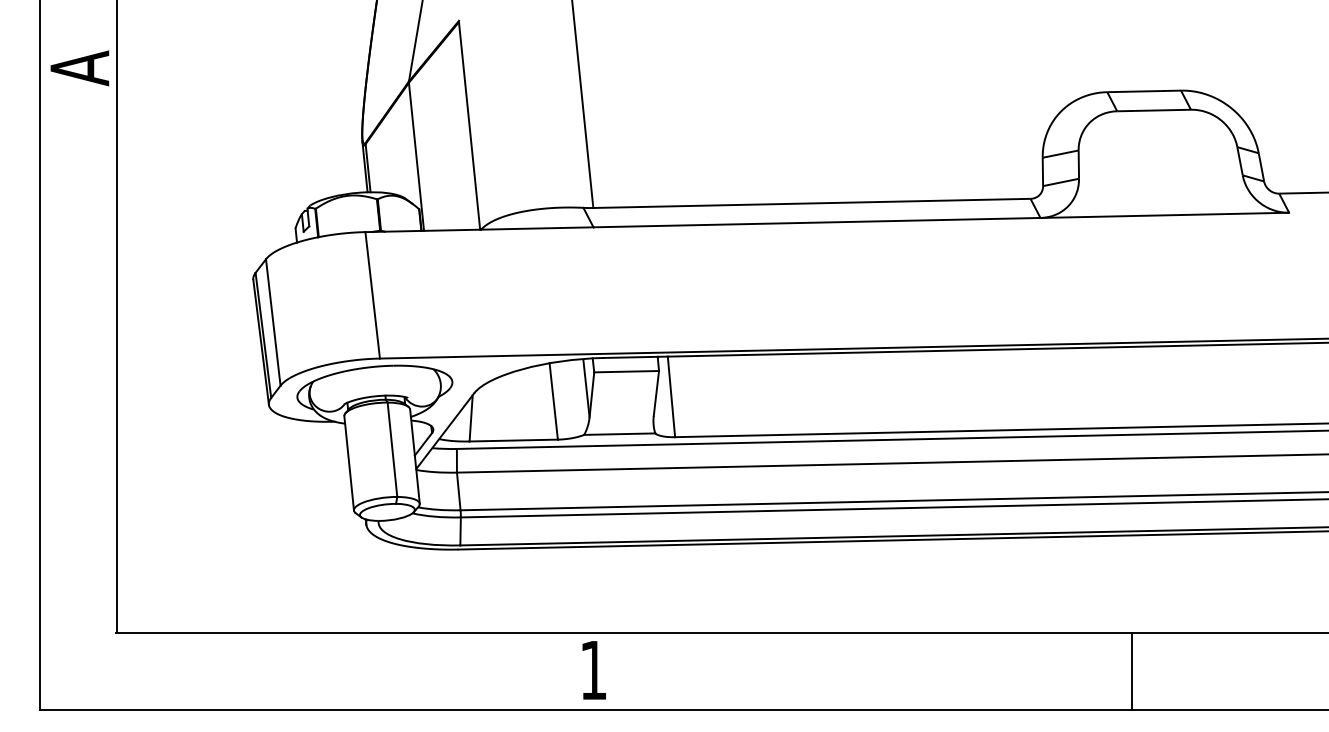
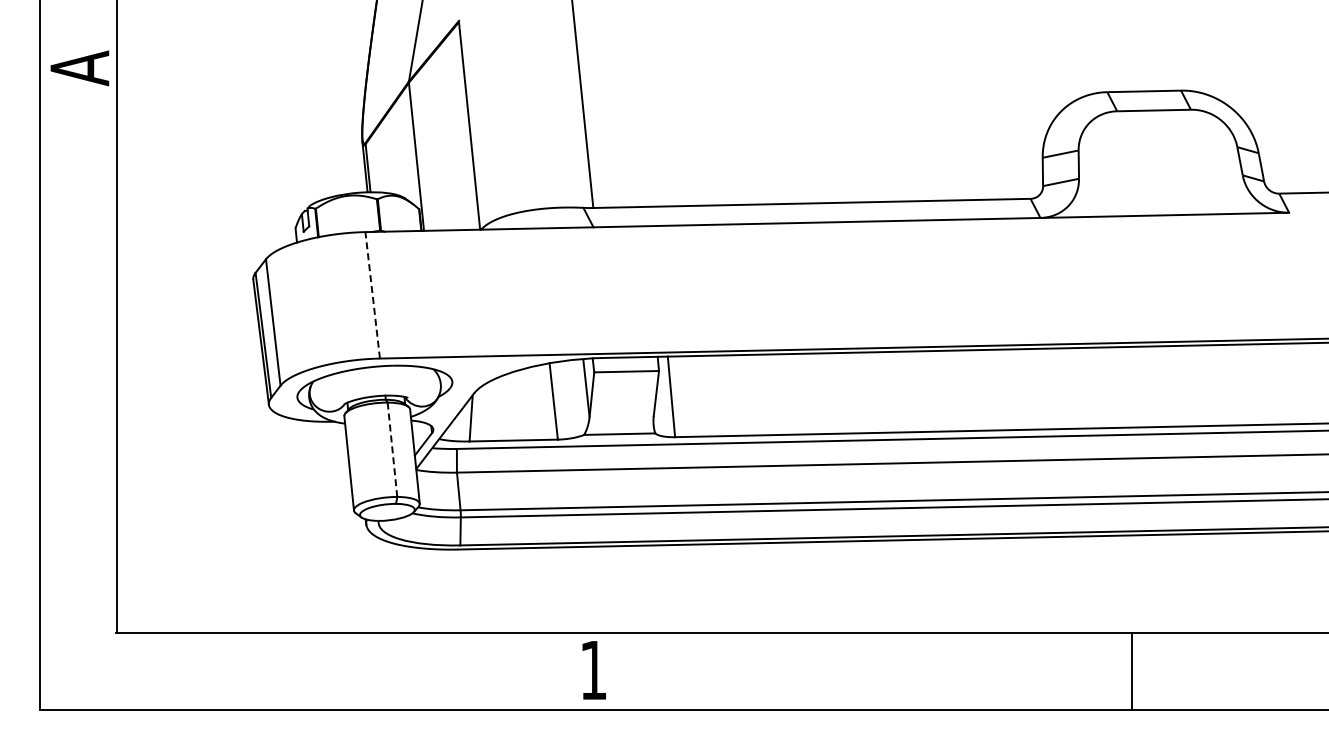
line: solid -> dashed (372, 295)
line: solid -> dashed (392, 450)
